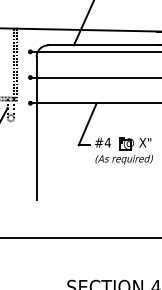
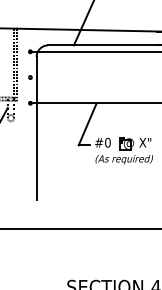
line: present -> none (94, 77)
text: #4 -> #0 (107, 142)
line position: (80, 238) -> (80, 229) (80, 229)
